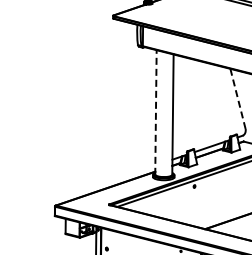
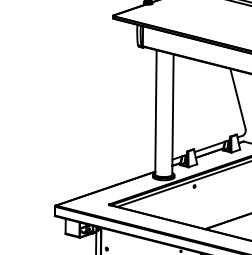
line: dashed -> solid (237, 98)
line: dashed -> solid (155, 112)
